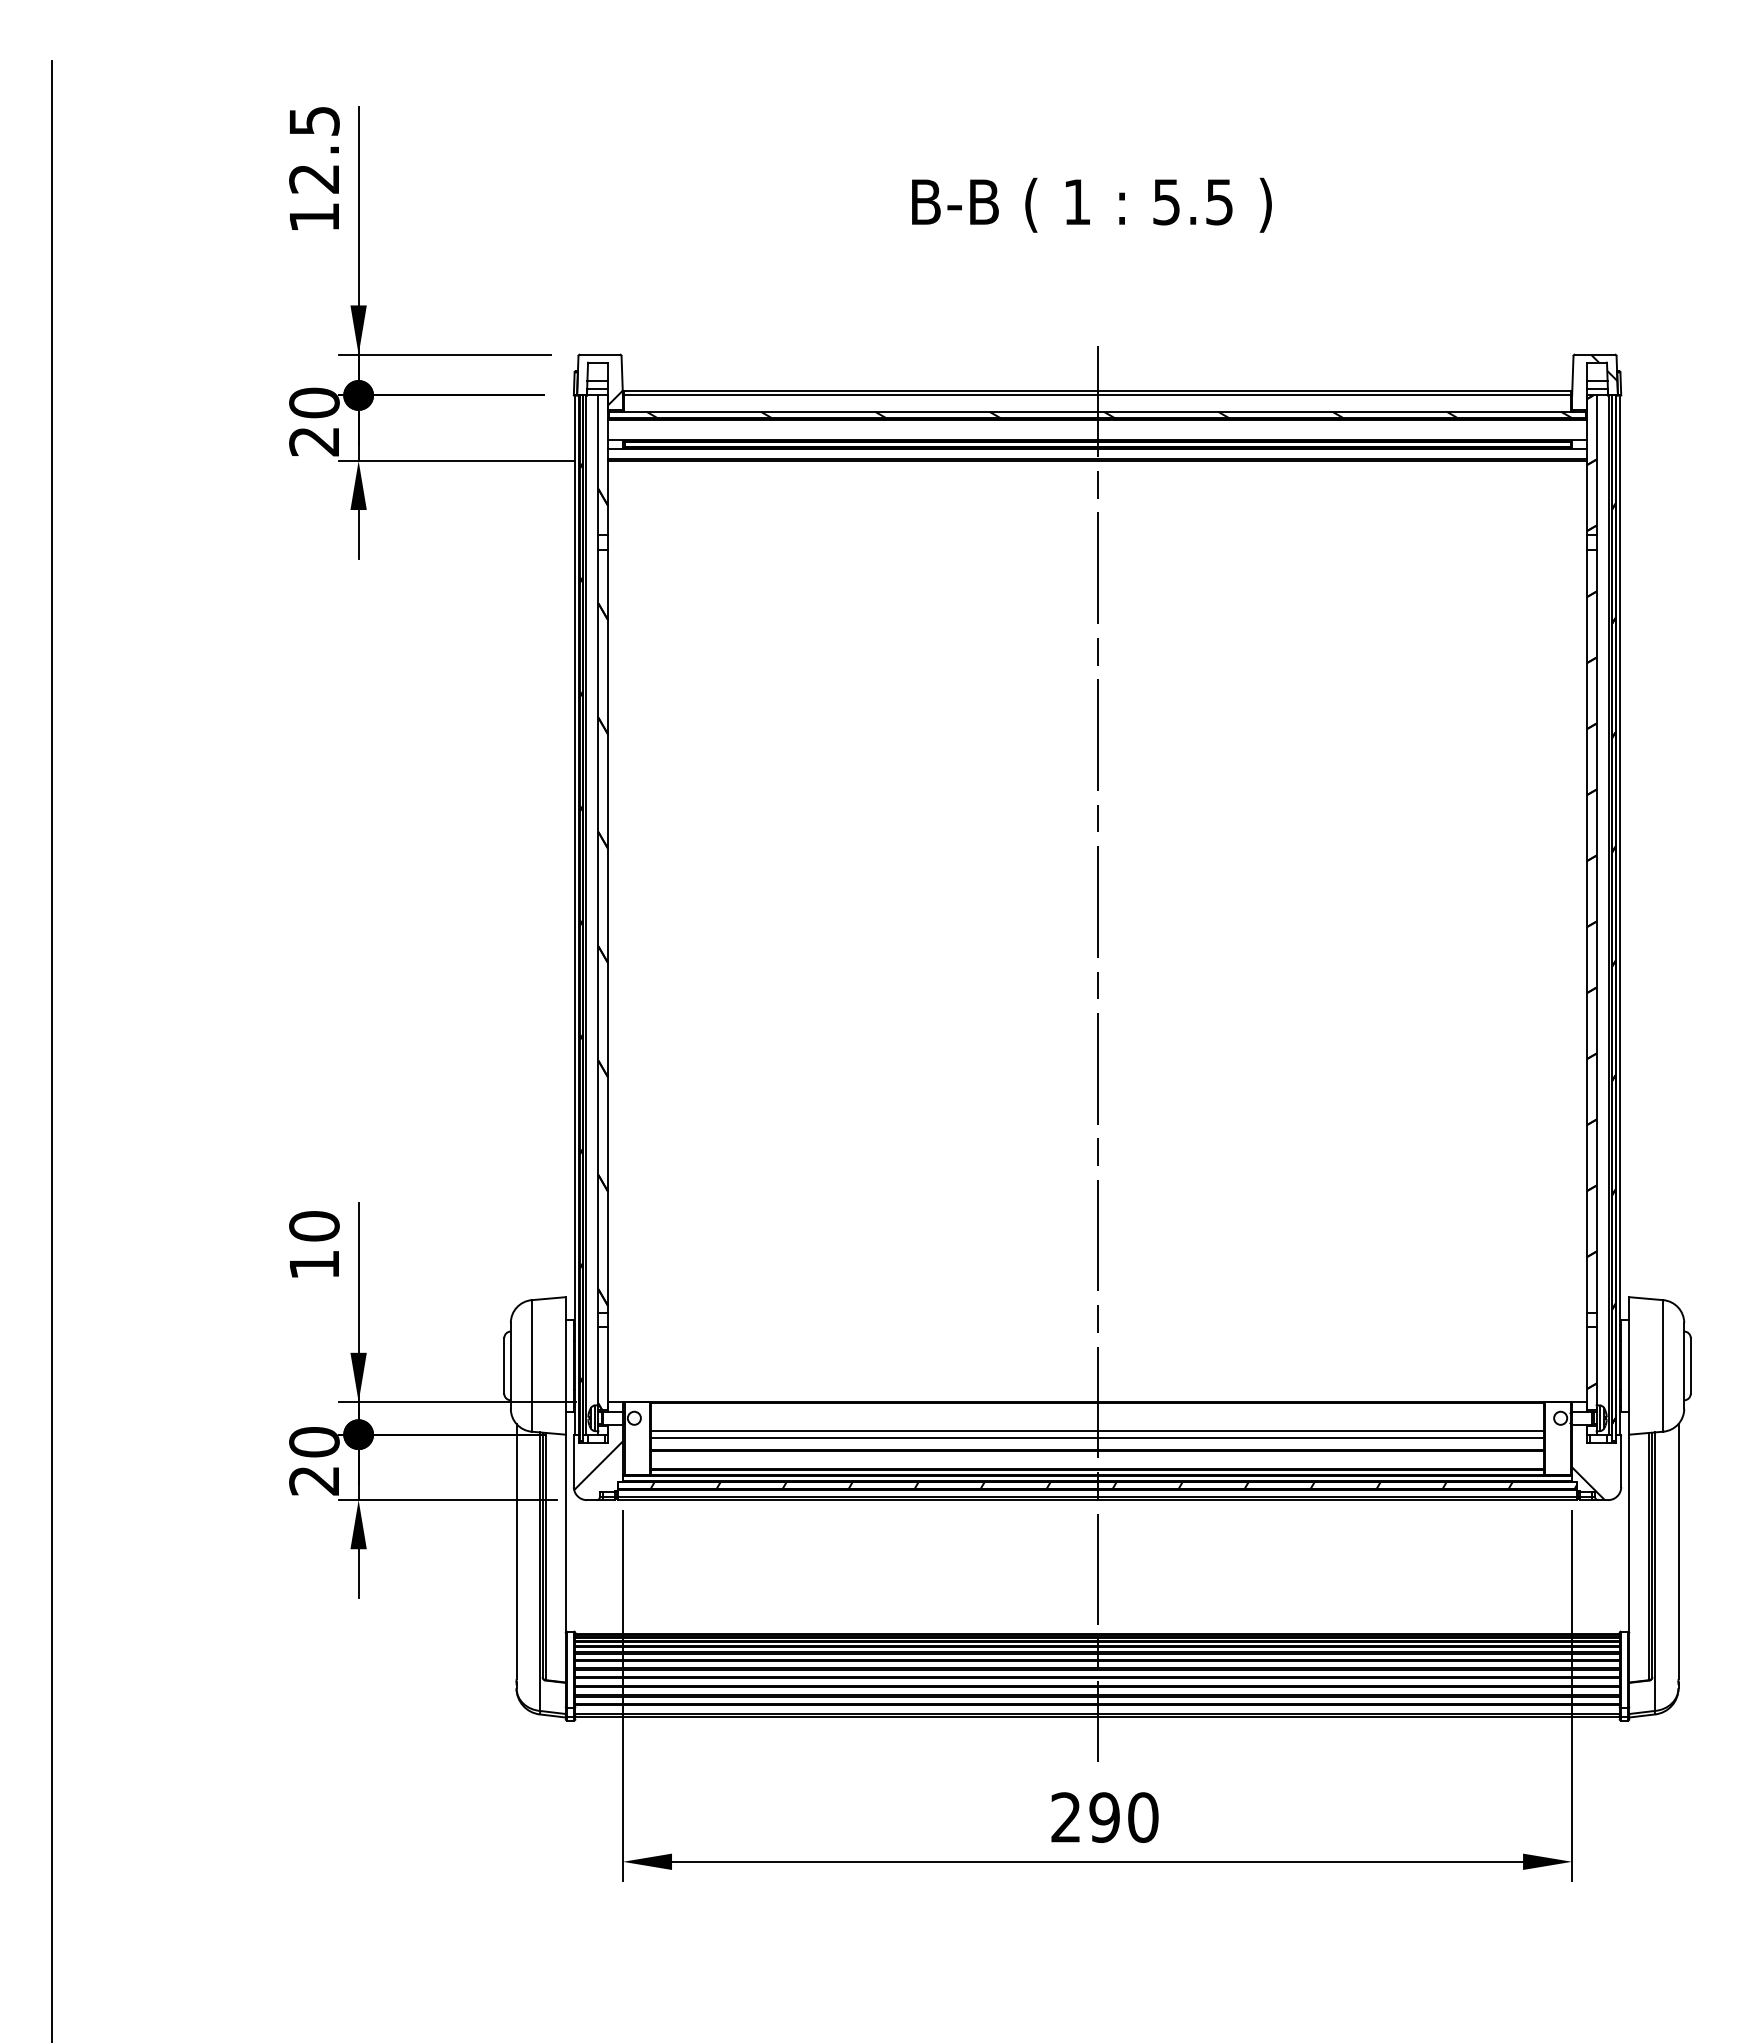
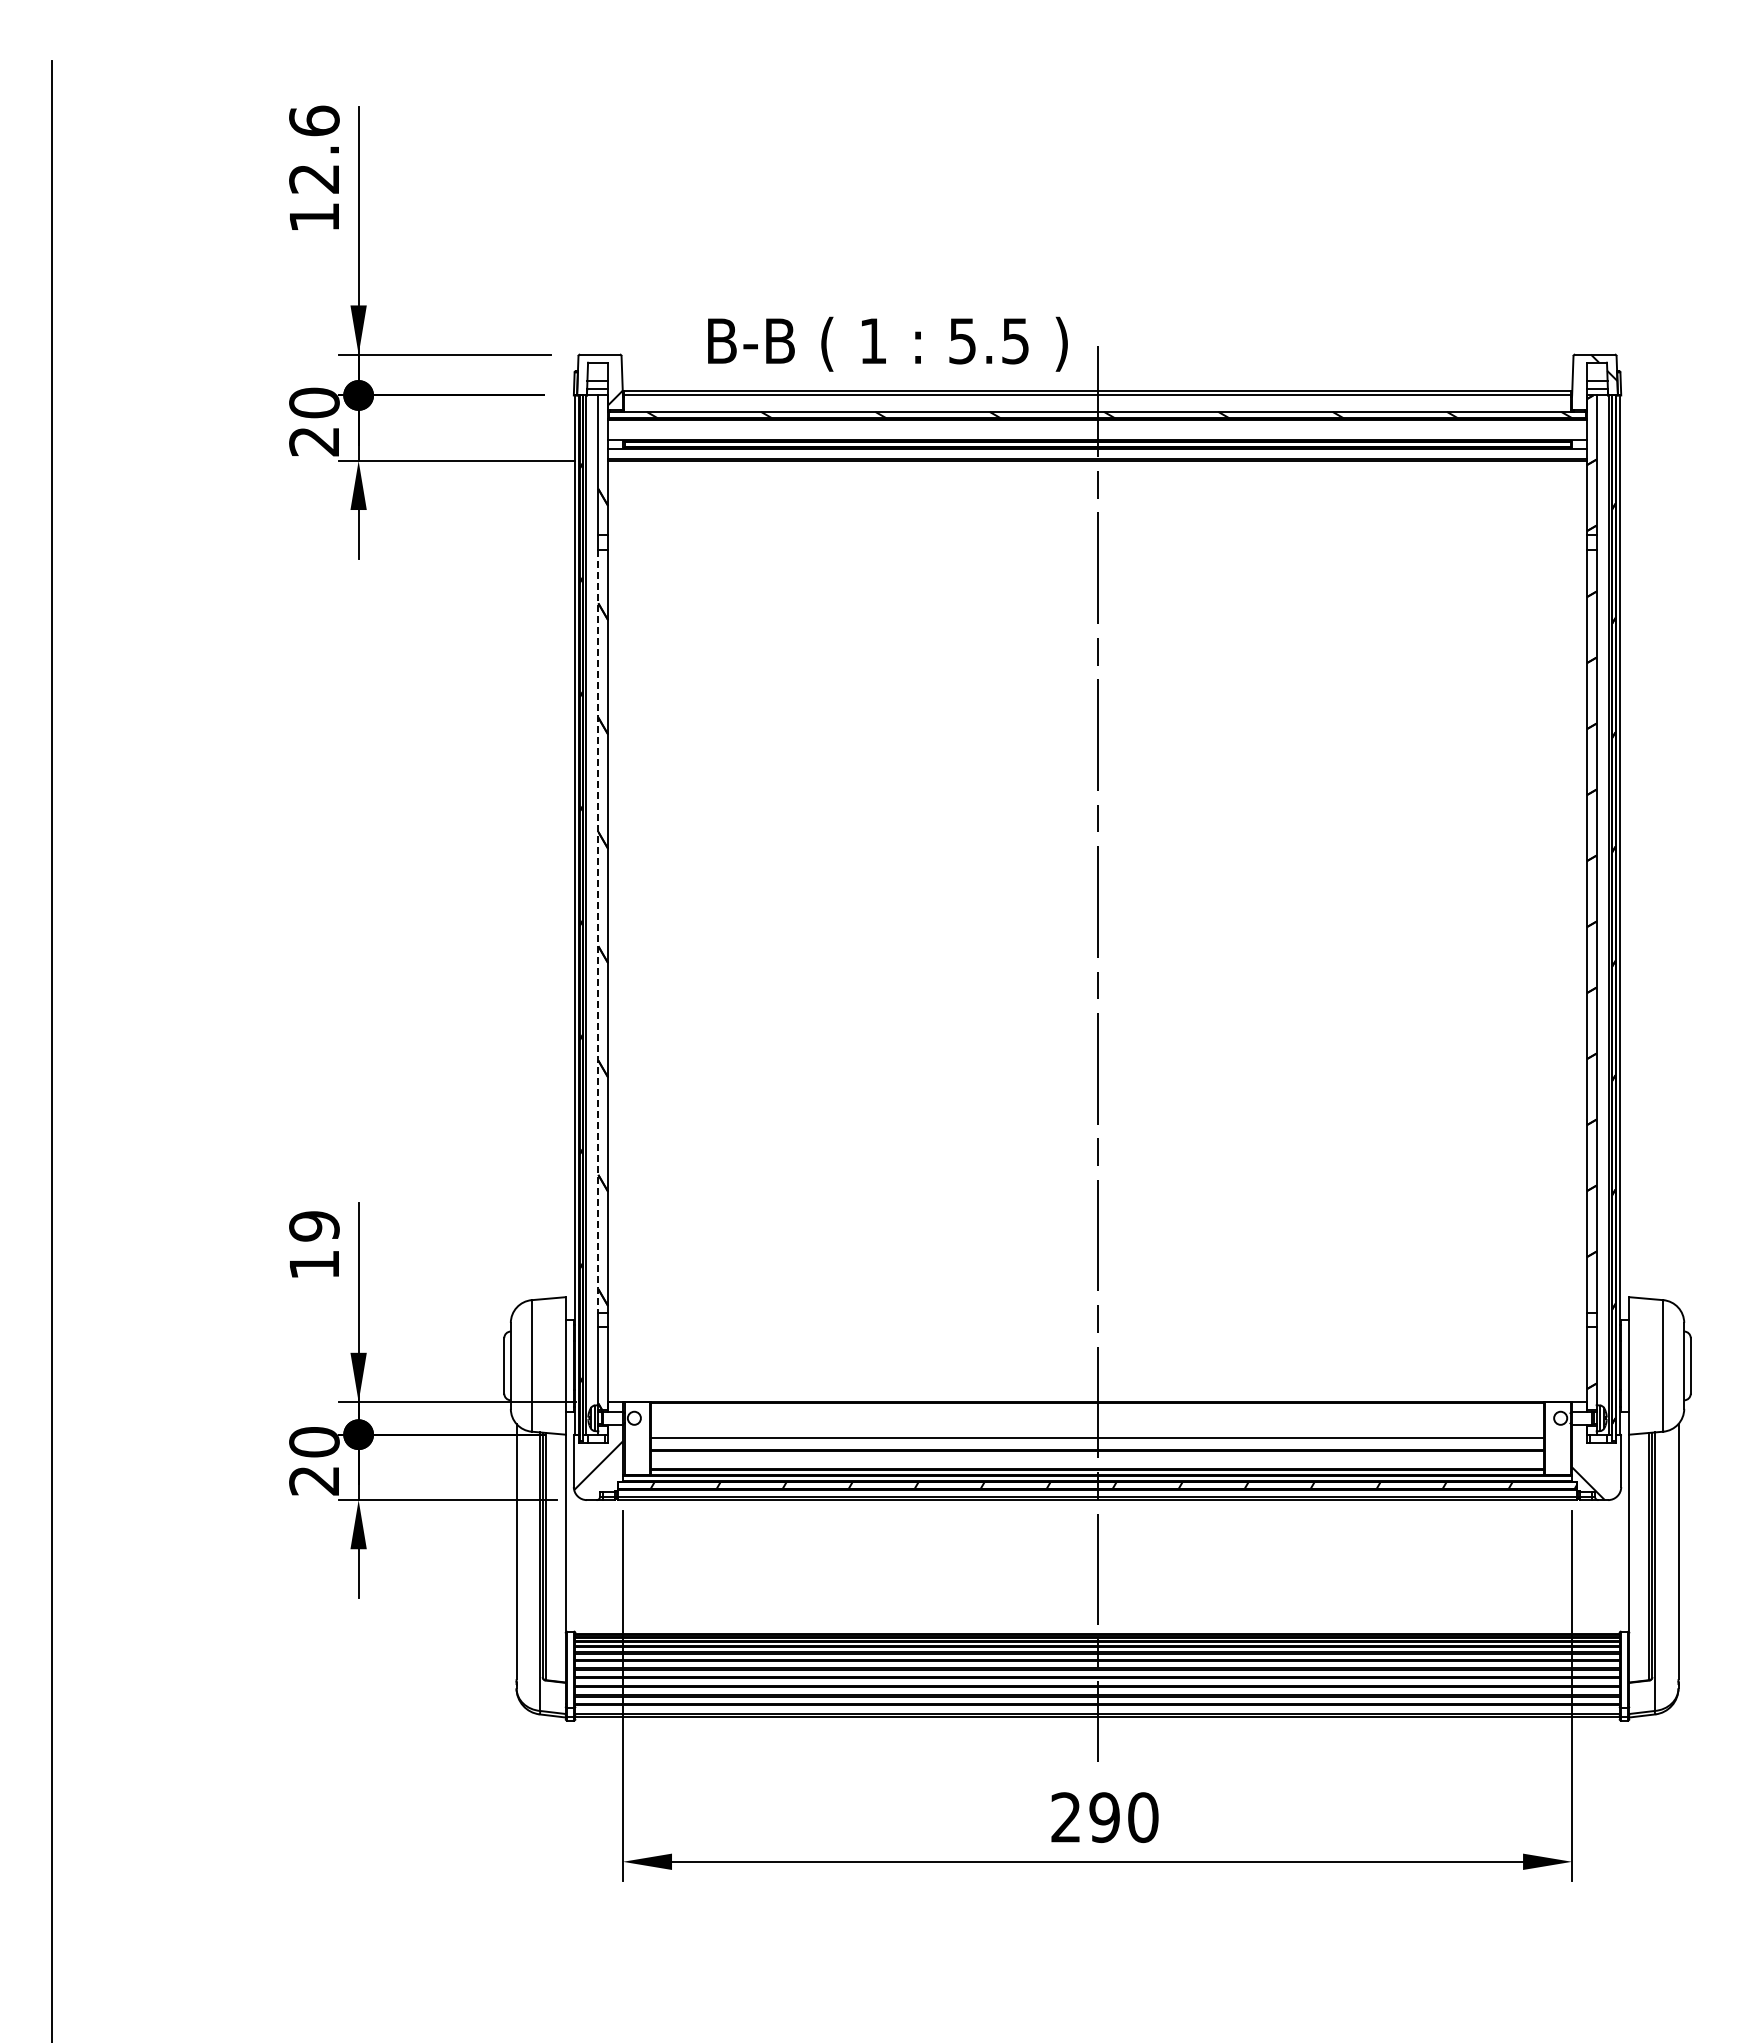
text: 12.5 -> 12.6 (314, 120)
text position: (1091, 204) -> (887, 343) (887, 343)
line: solid -> dashed (598, 931)
text: 10 -> 19 (314, 1226)
line: present -> none (1097, 1431)
